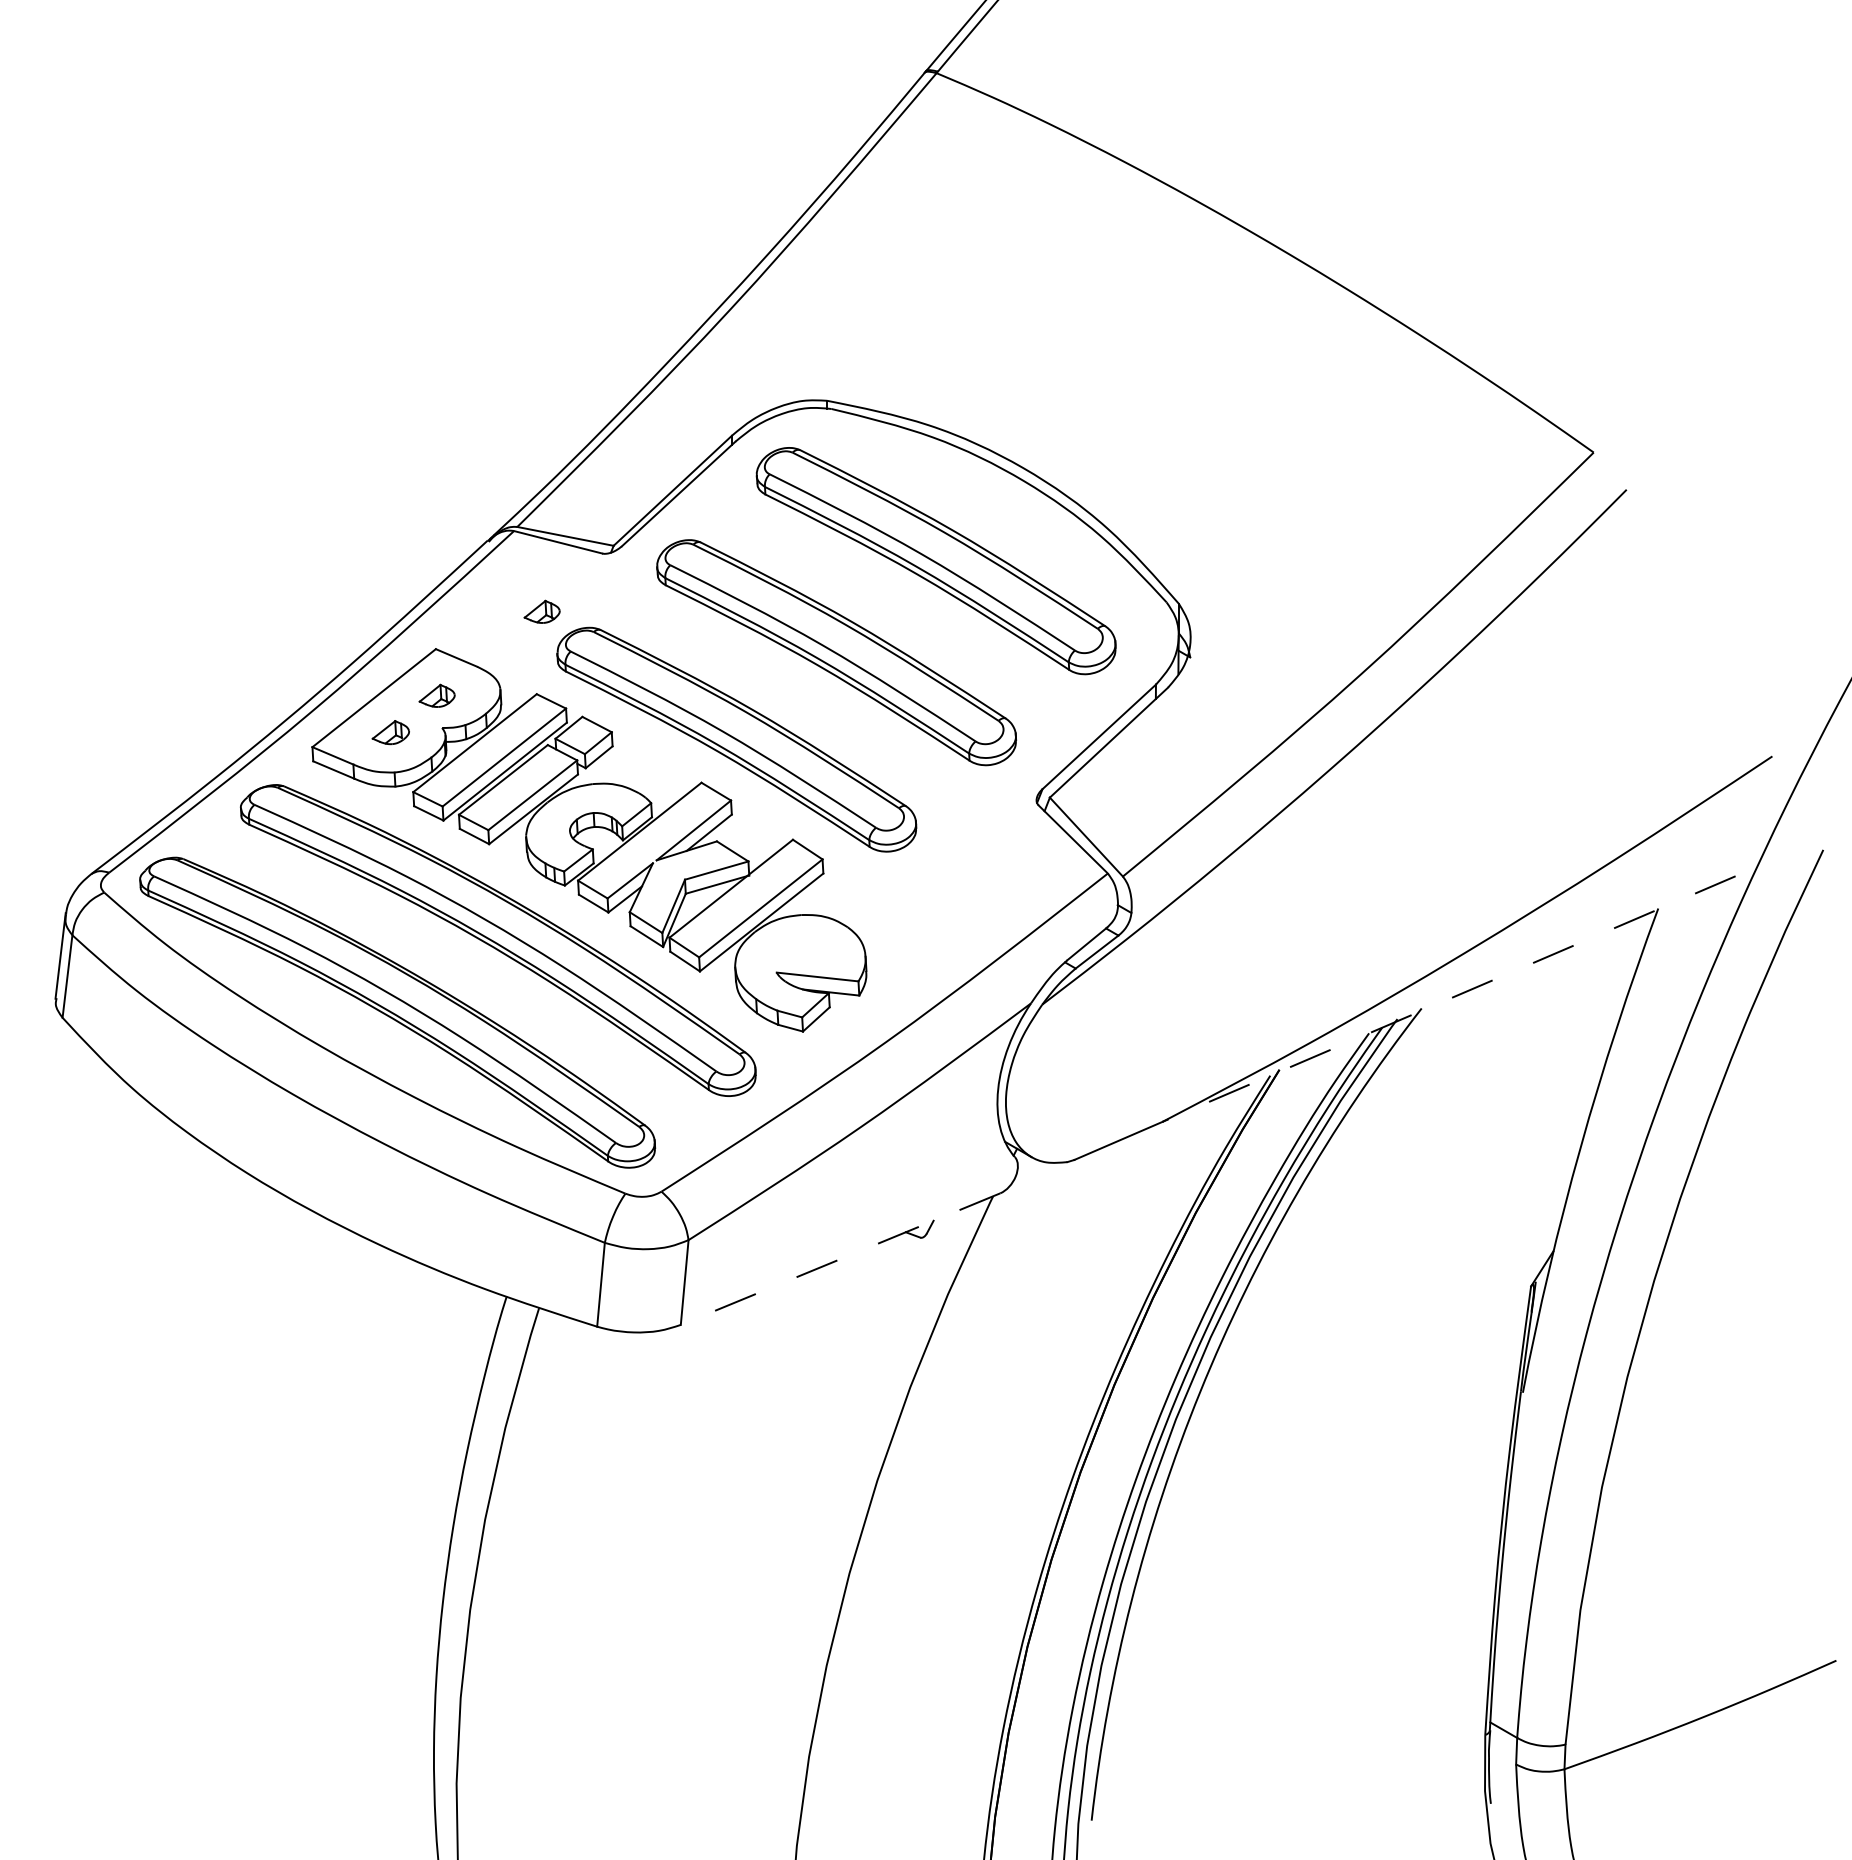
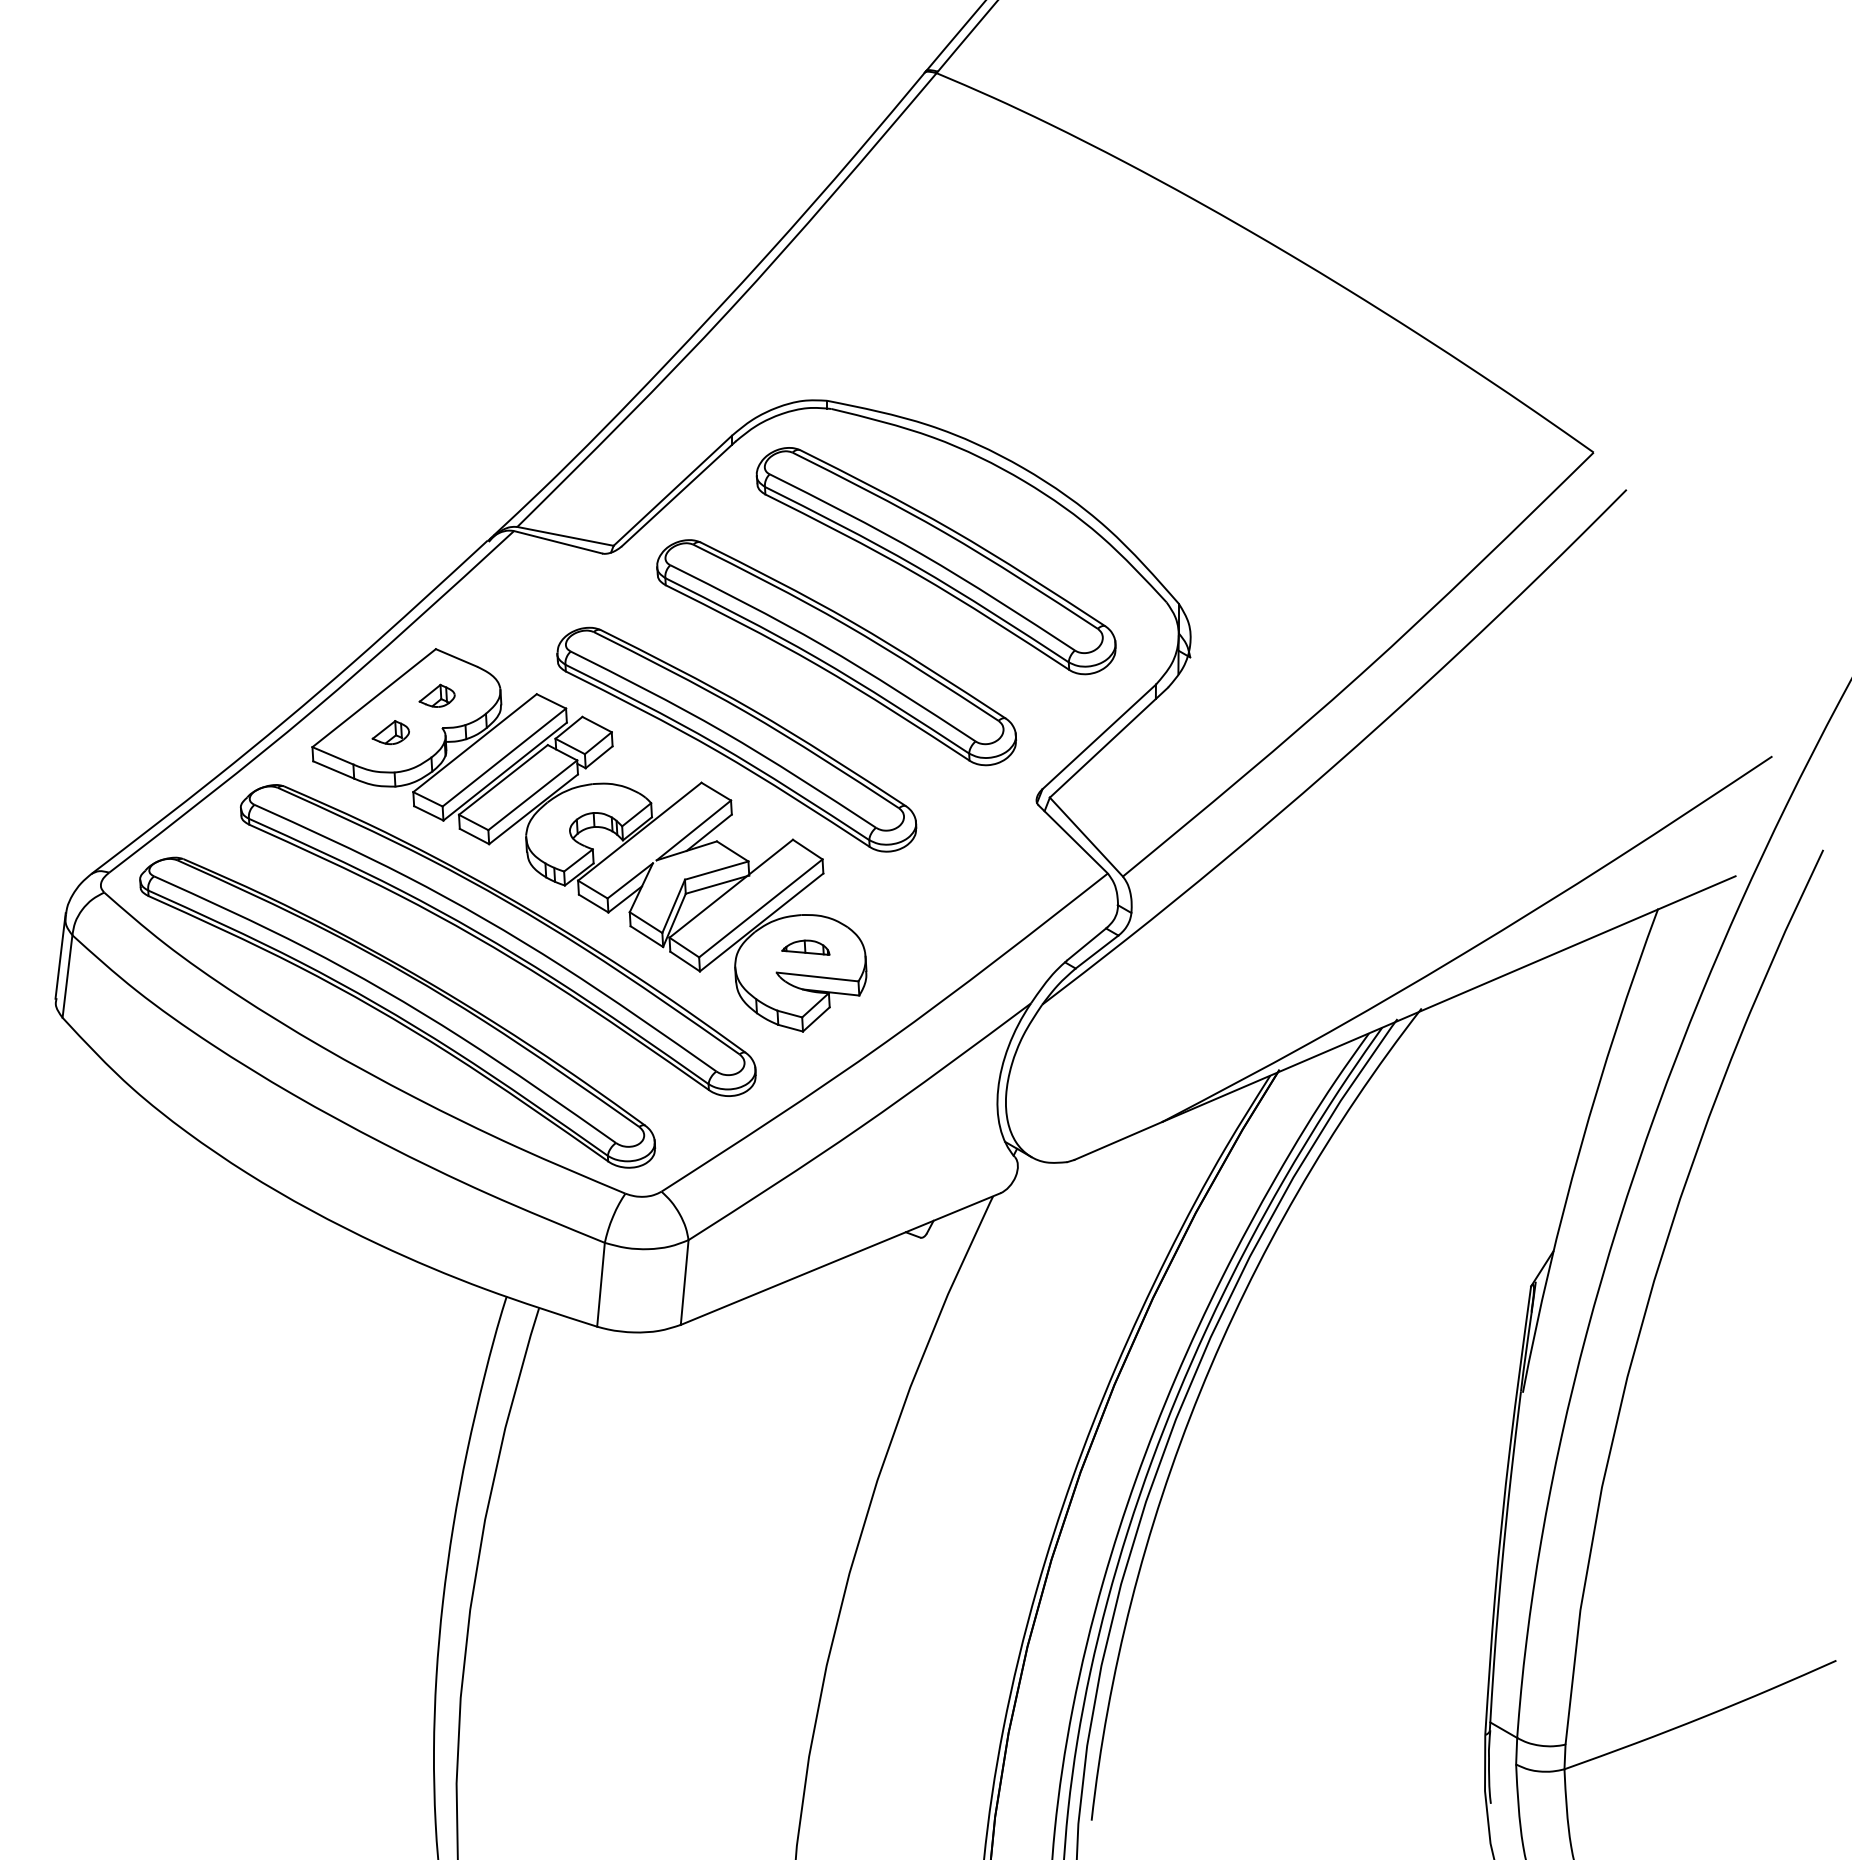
part: present -> none (541, 611)
part: none -> present (805, 947)
line: dashed -> solid (1449, 999)
line: dashed -> solid (840, 1259)
